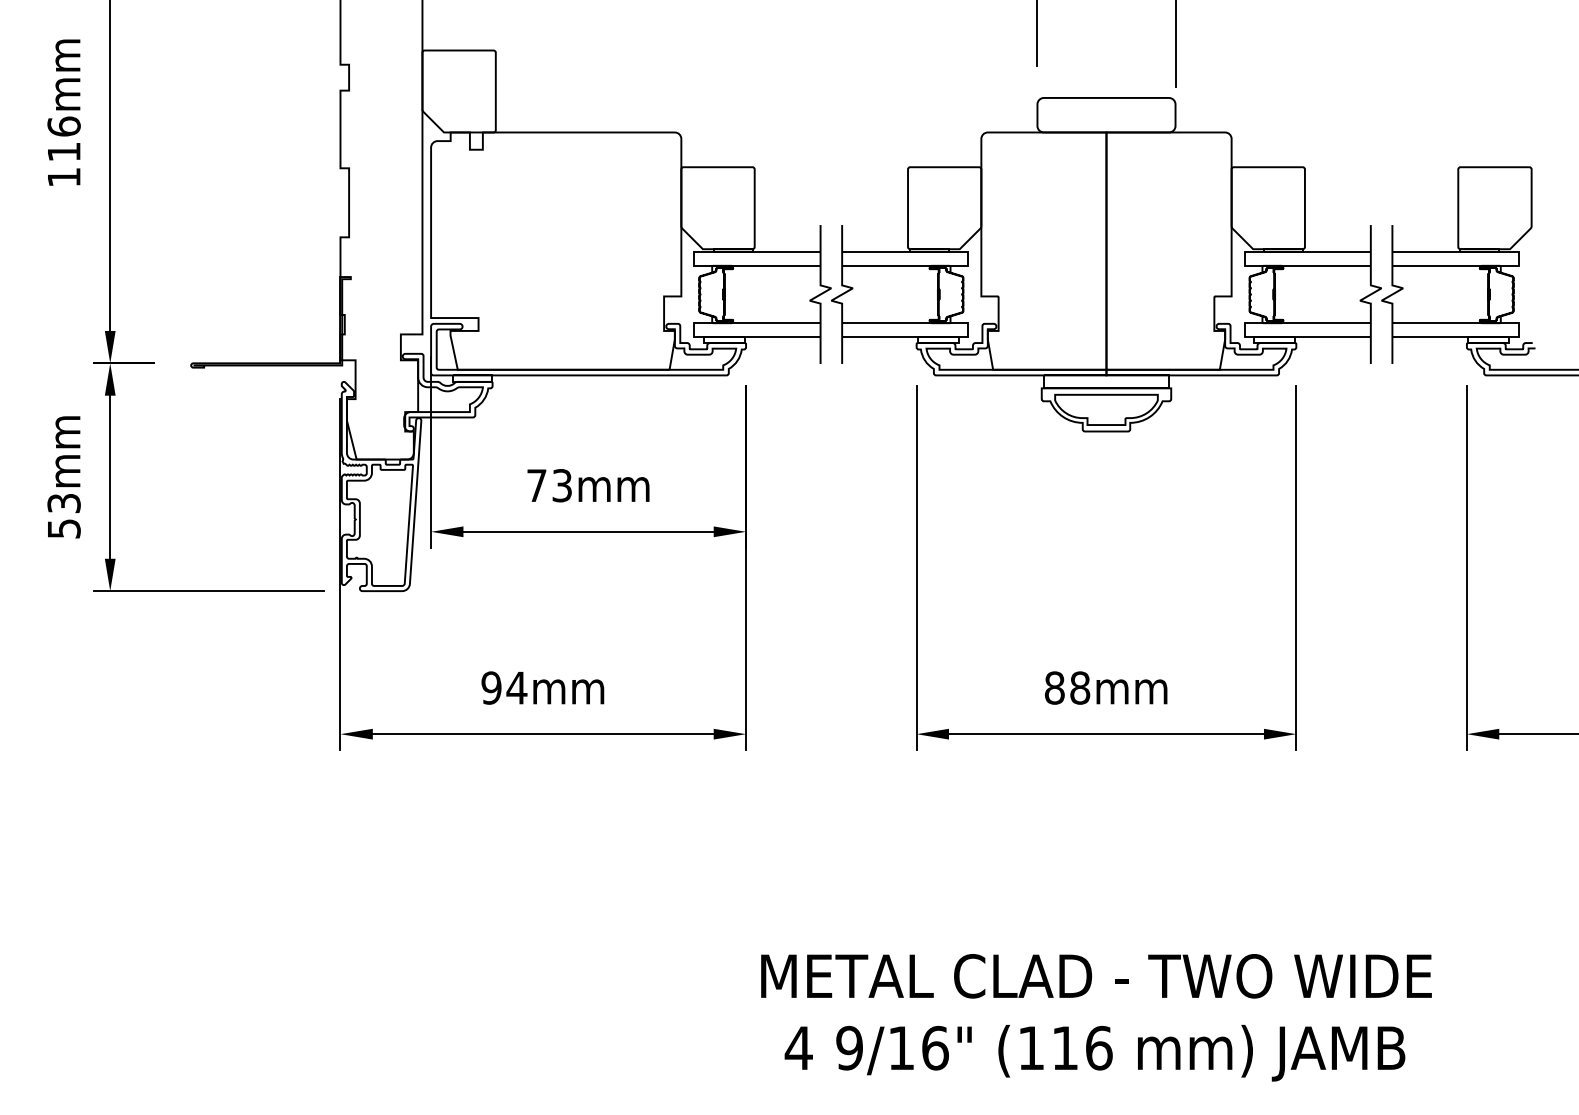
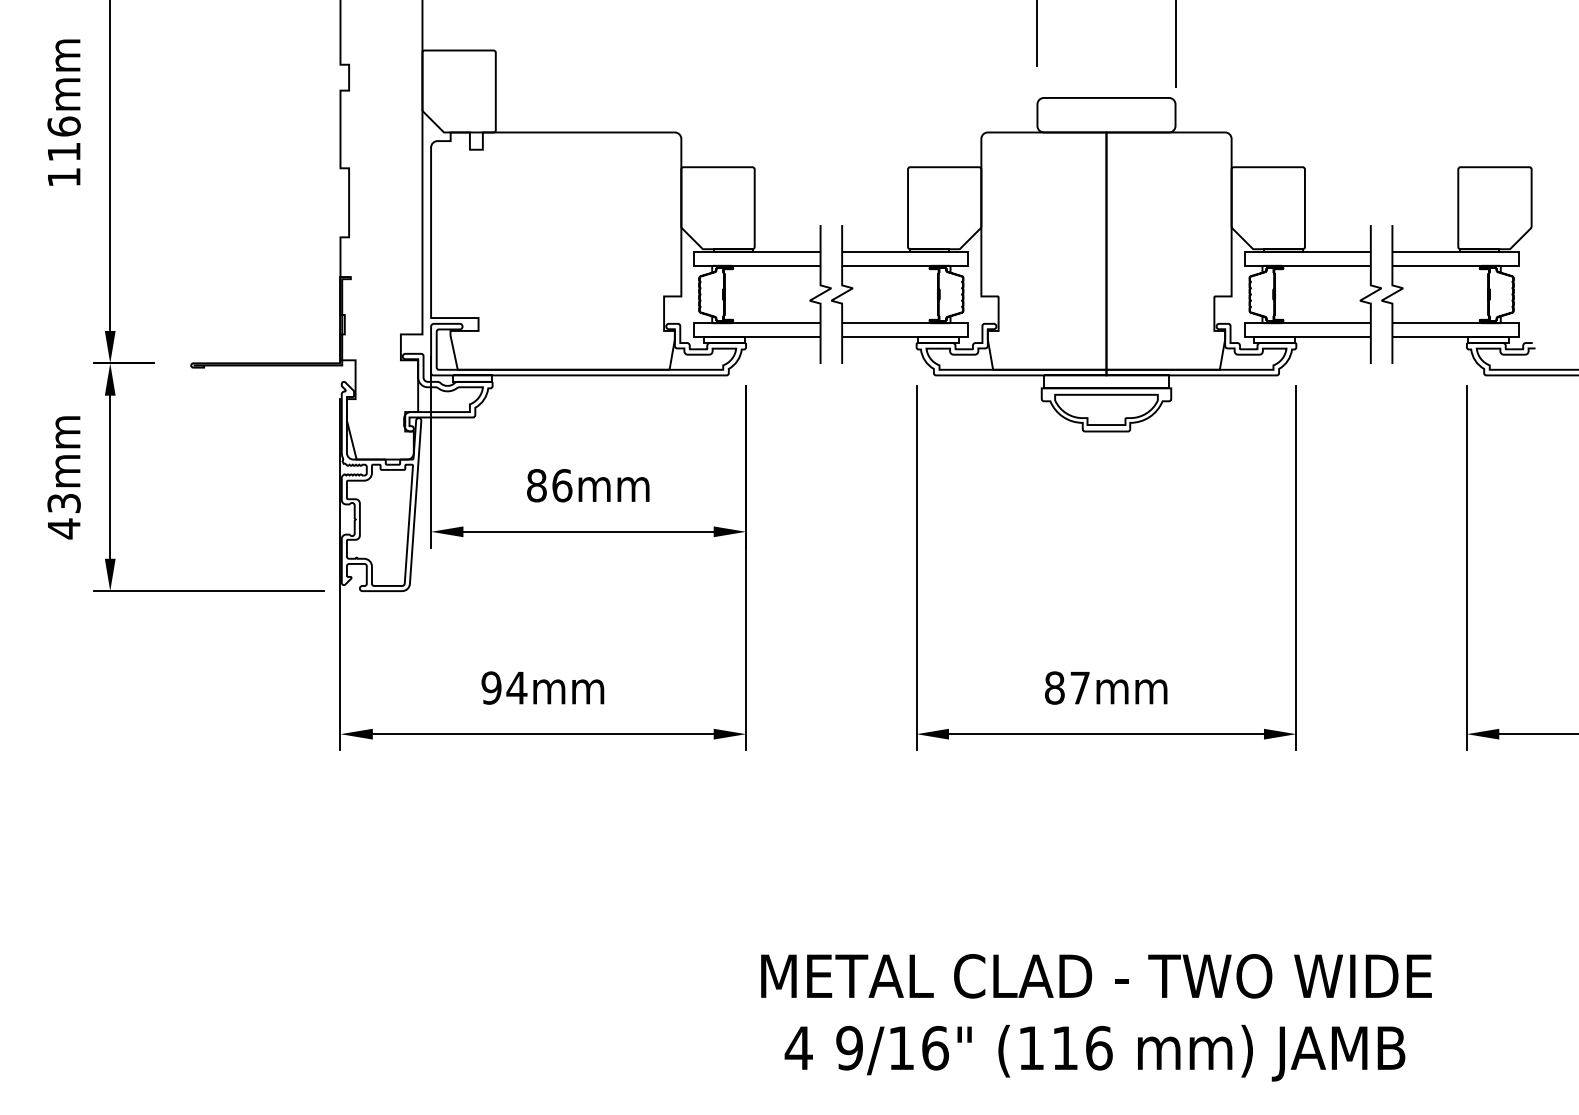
text: 73mm -> 86mm (549, 485)
text: 53mm -> 43mm (64, 528)
text: 88mm -> 87mm (1080, 687)
